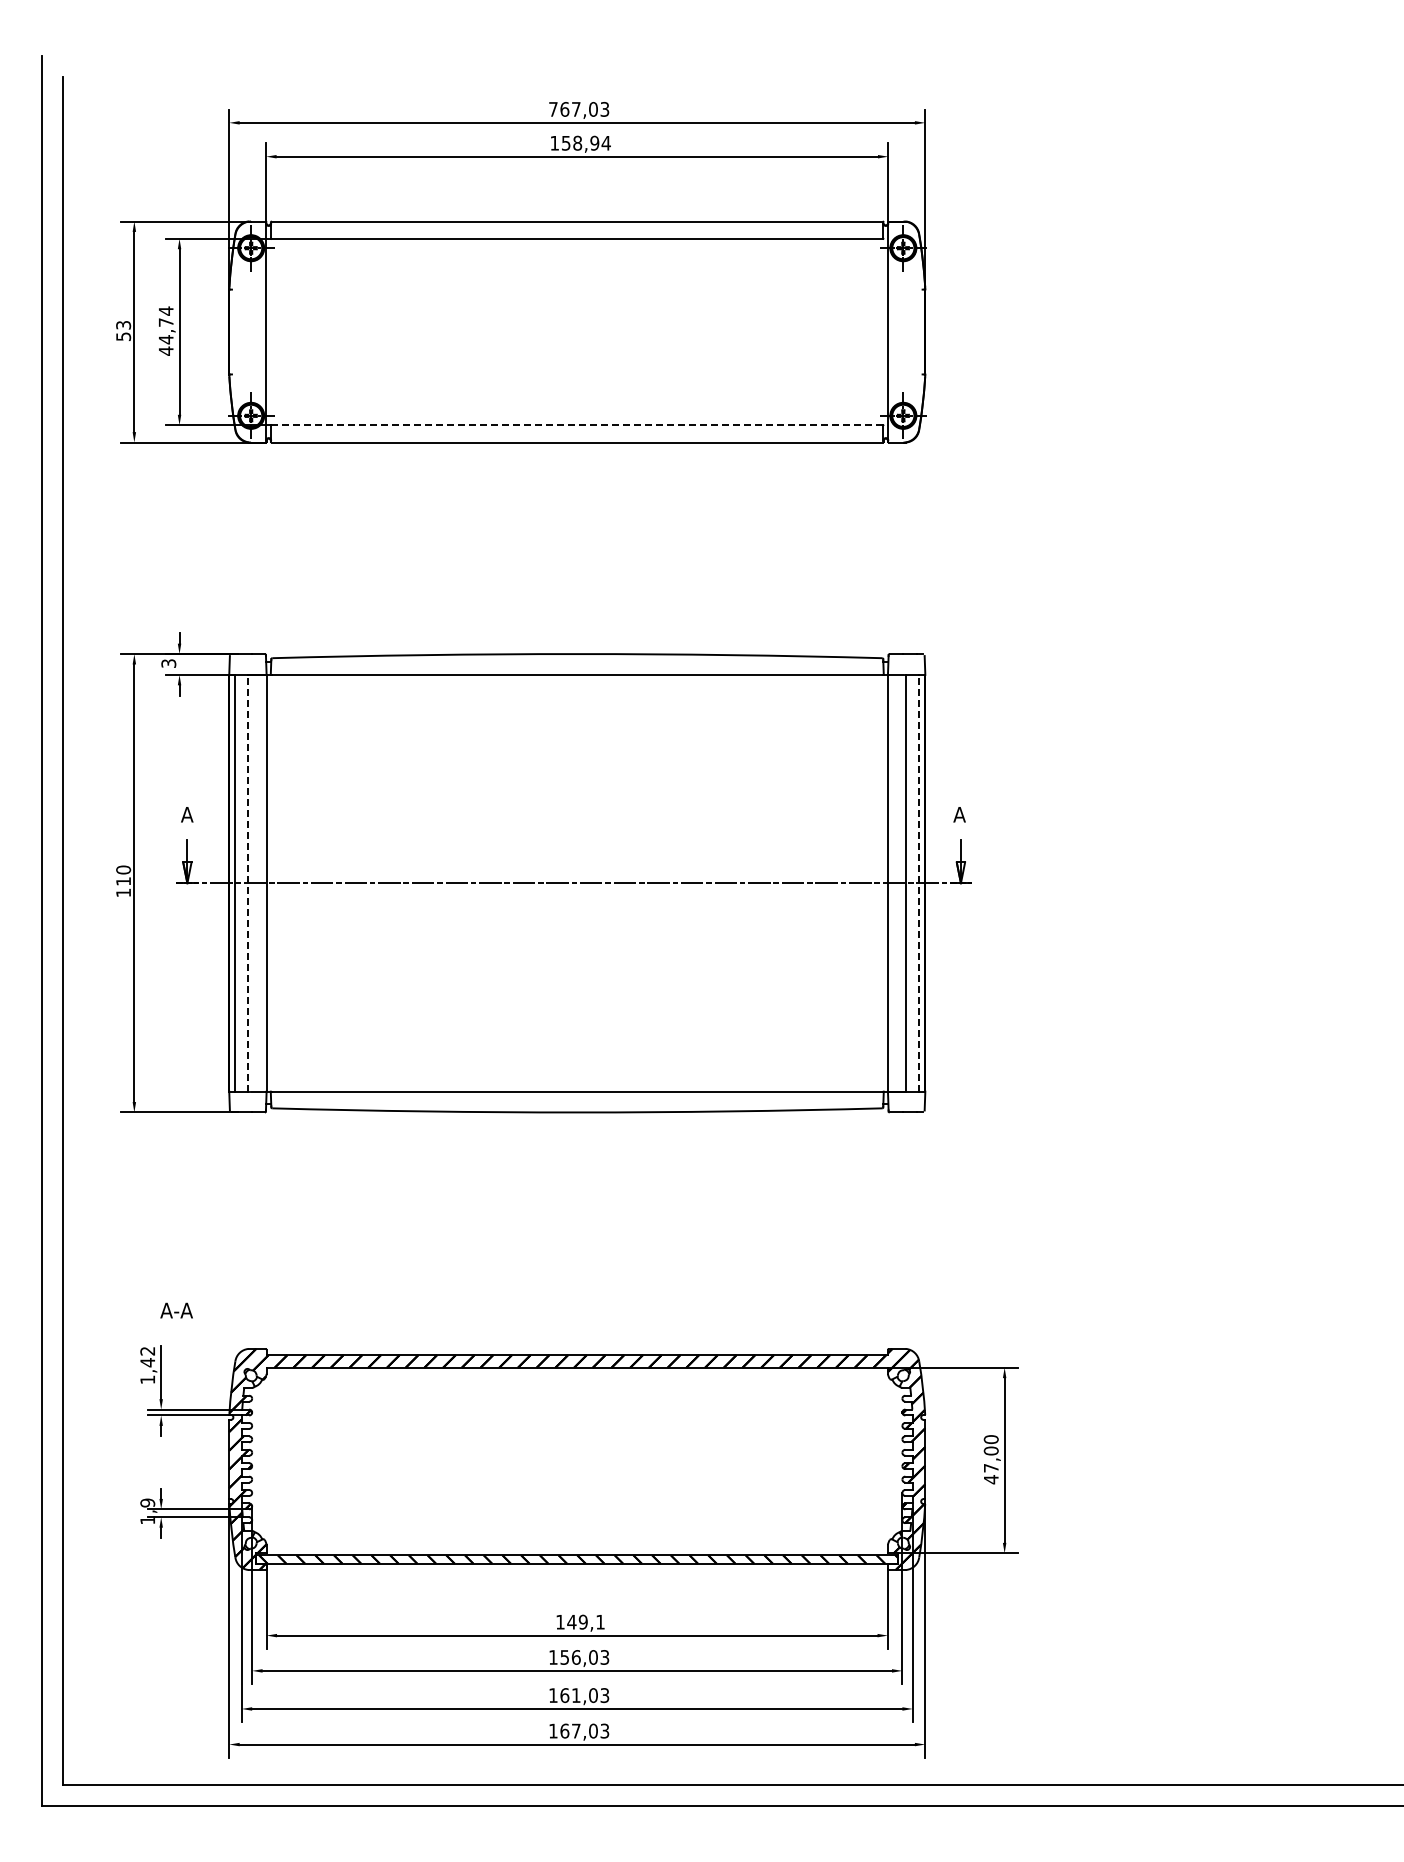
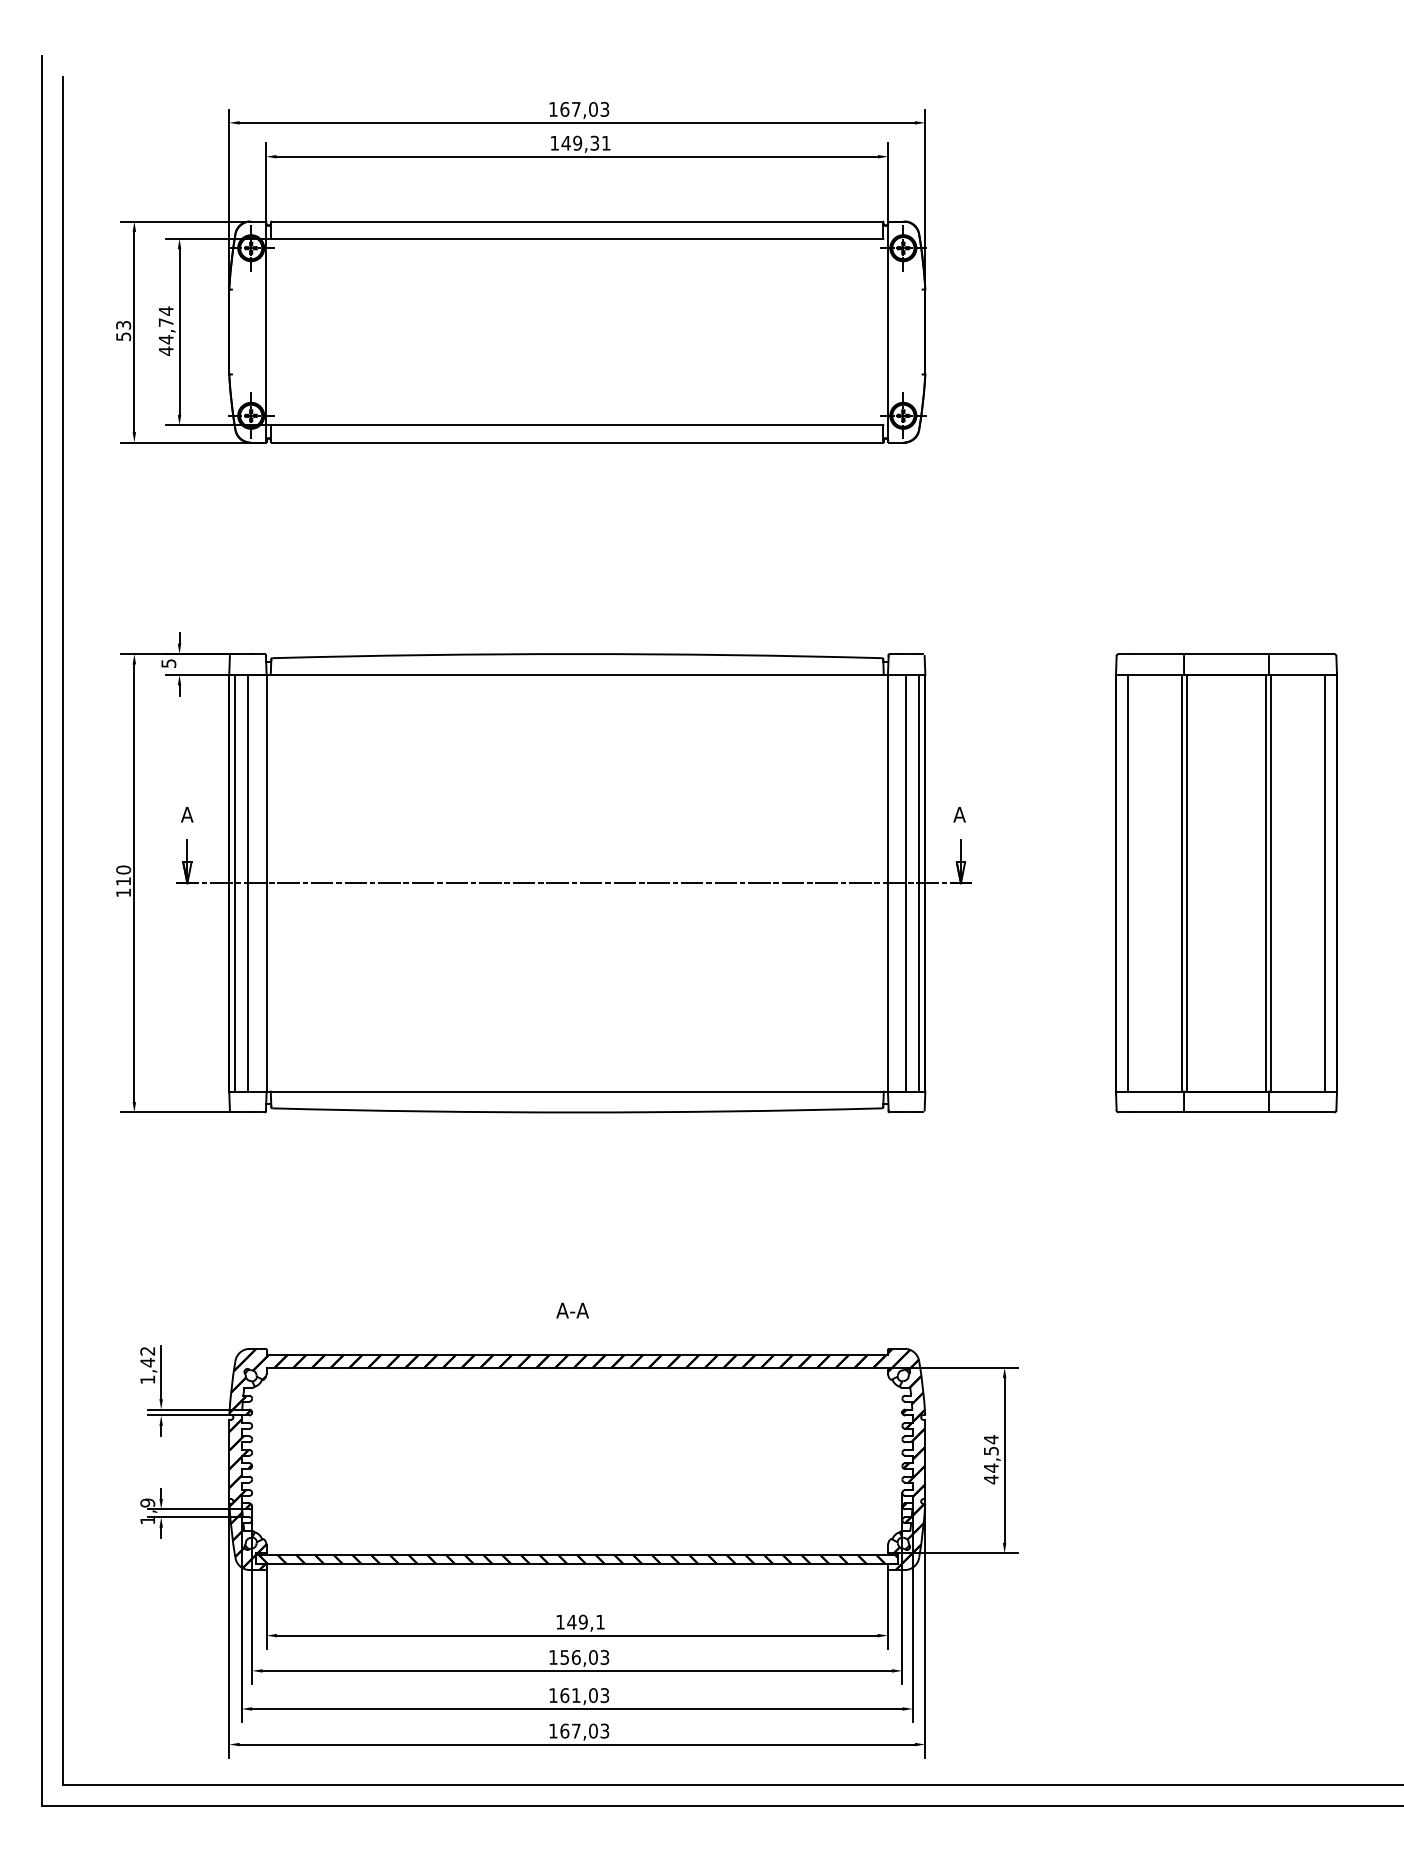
text: 767,03 -> 167,03 (553, 109)
text: 158,94 -> 149,31 (585, 142)
line: dashed -> solid (576, 425)
text: 3 -> 5 (168, 663)
line: dashed -> solid (248, 882)
line: dashed -> solid (919, 882)
part: none -> present (1226, 883)
text position: (176, 1310) -> (572, 1310) (572, 1310)
text: 47,00 -> 44,54 (990, 1453)
